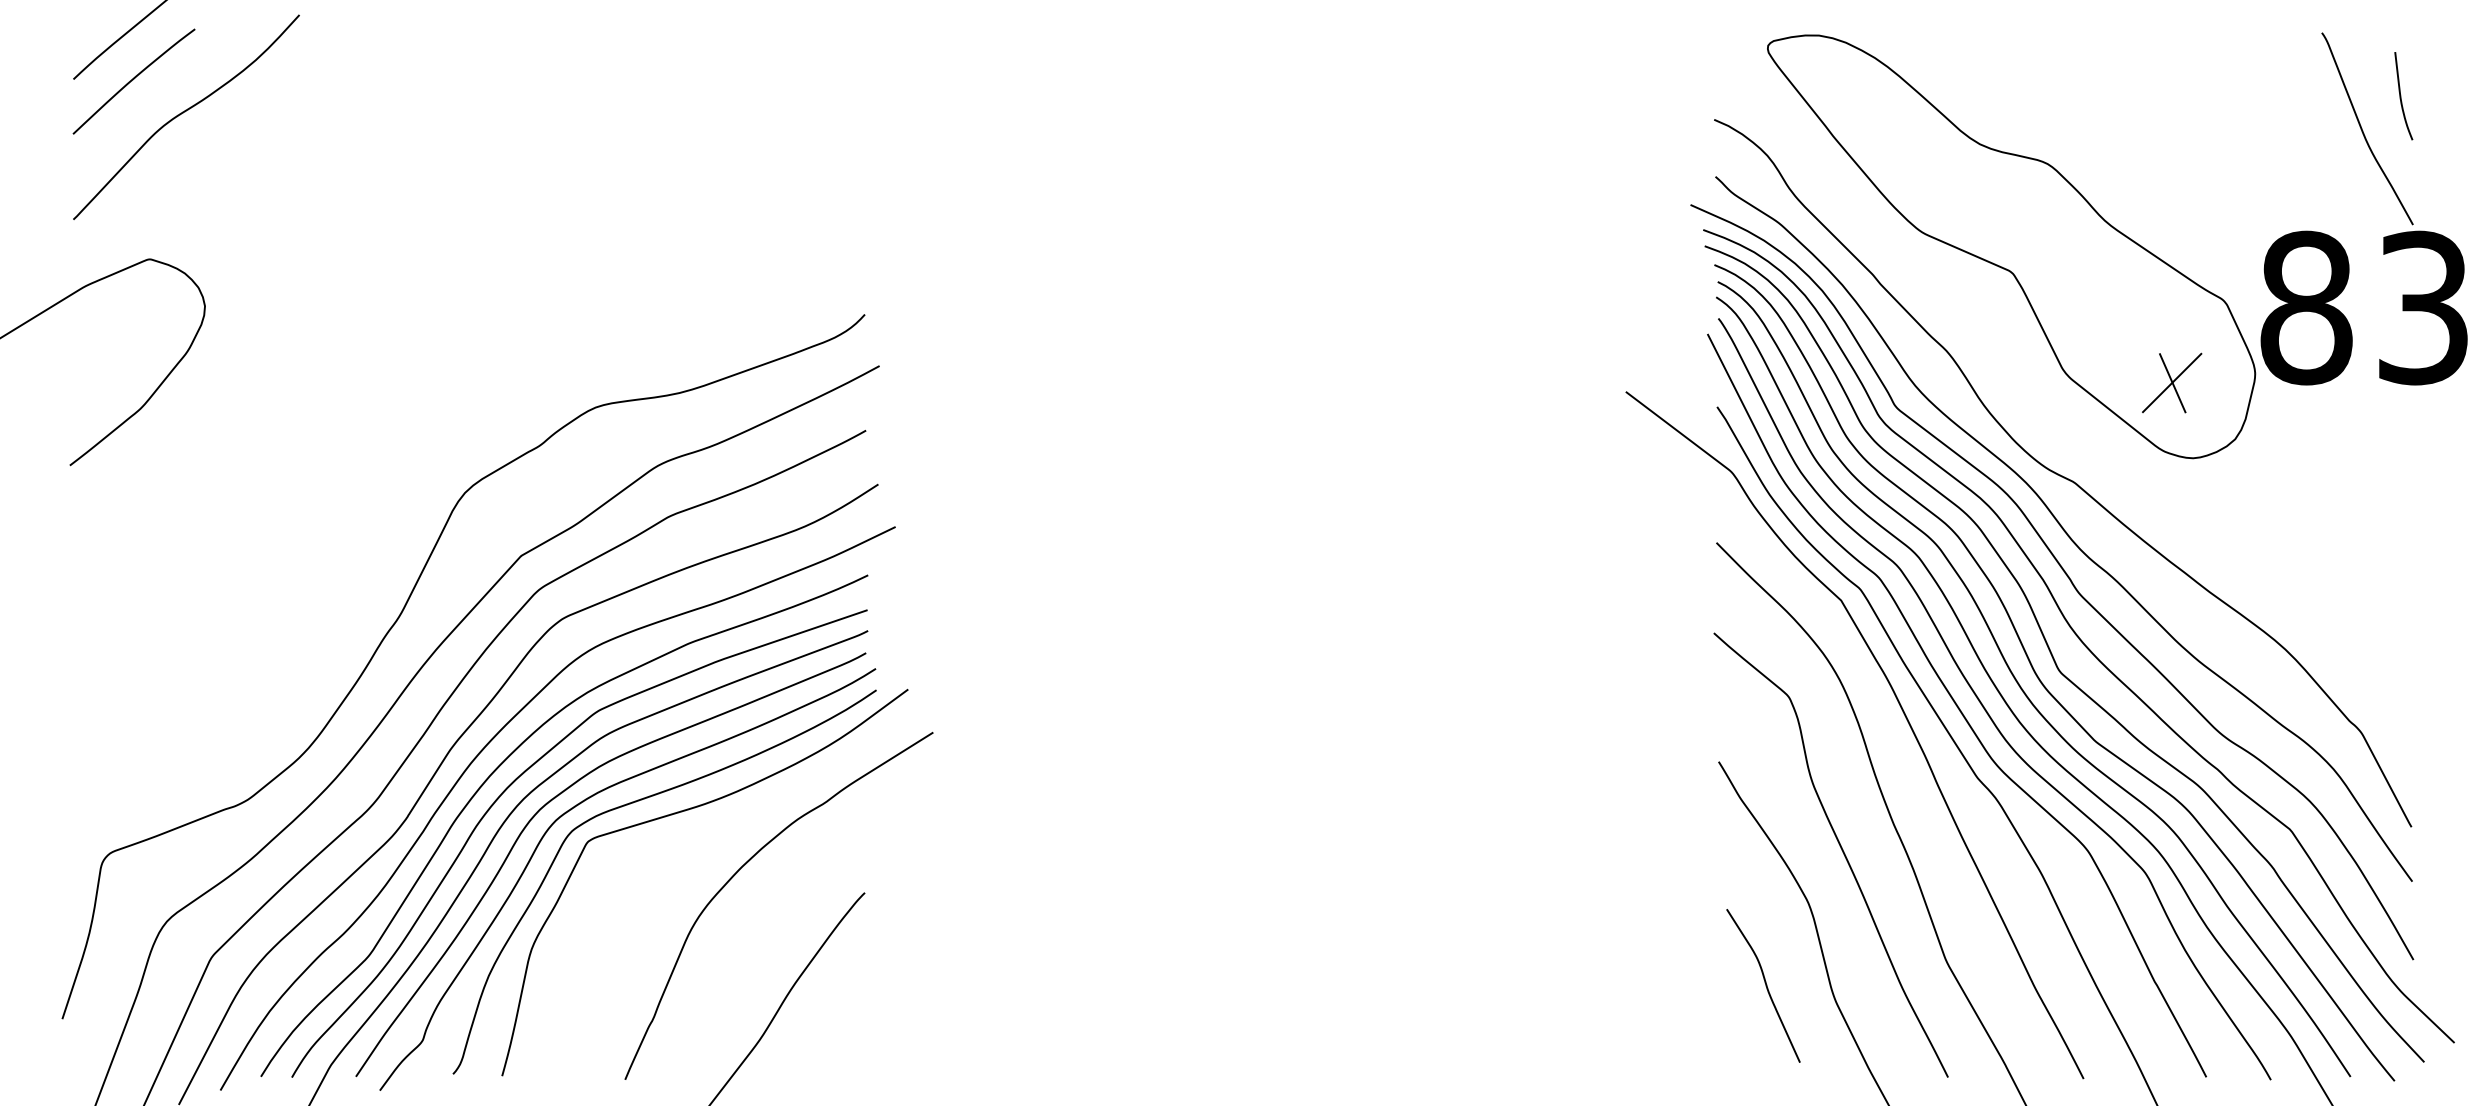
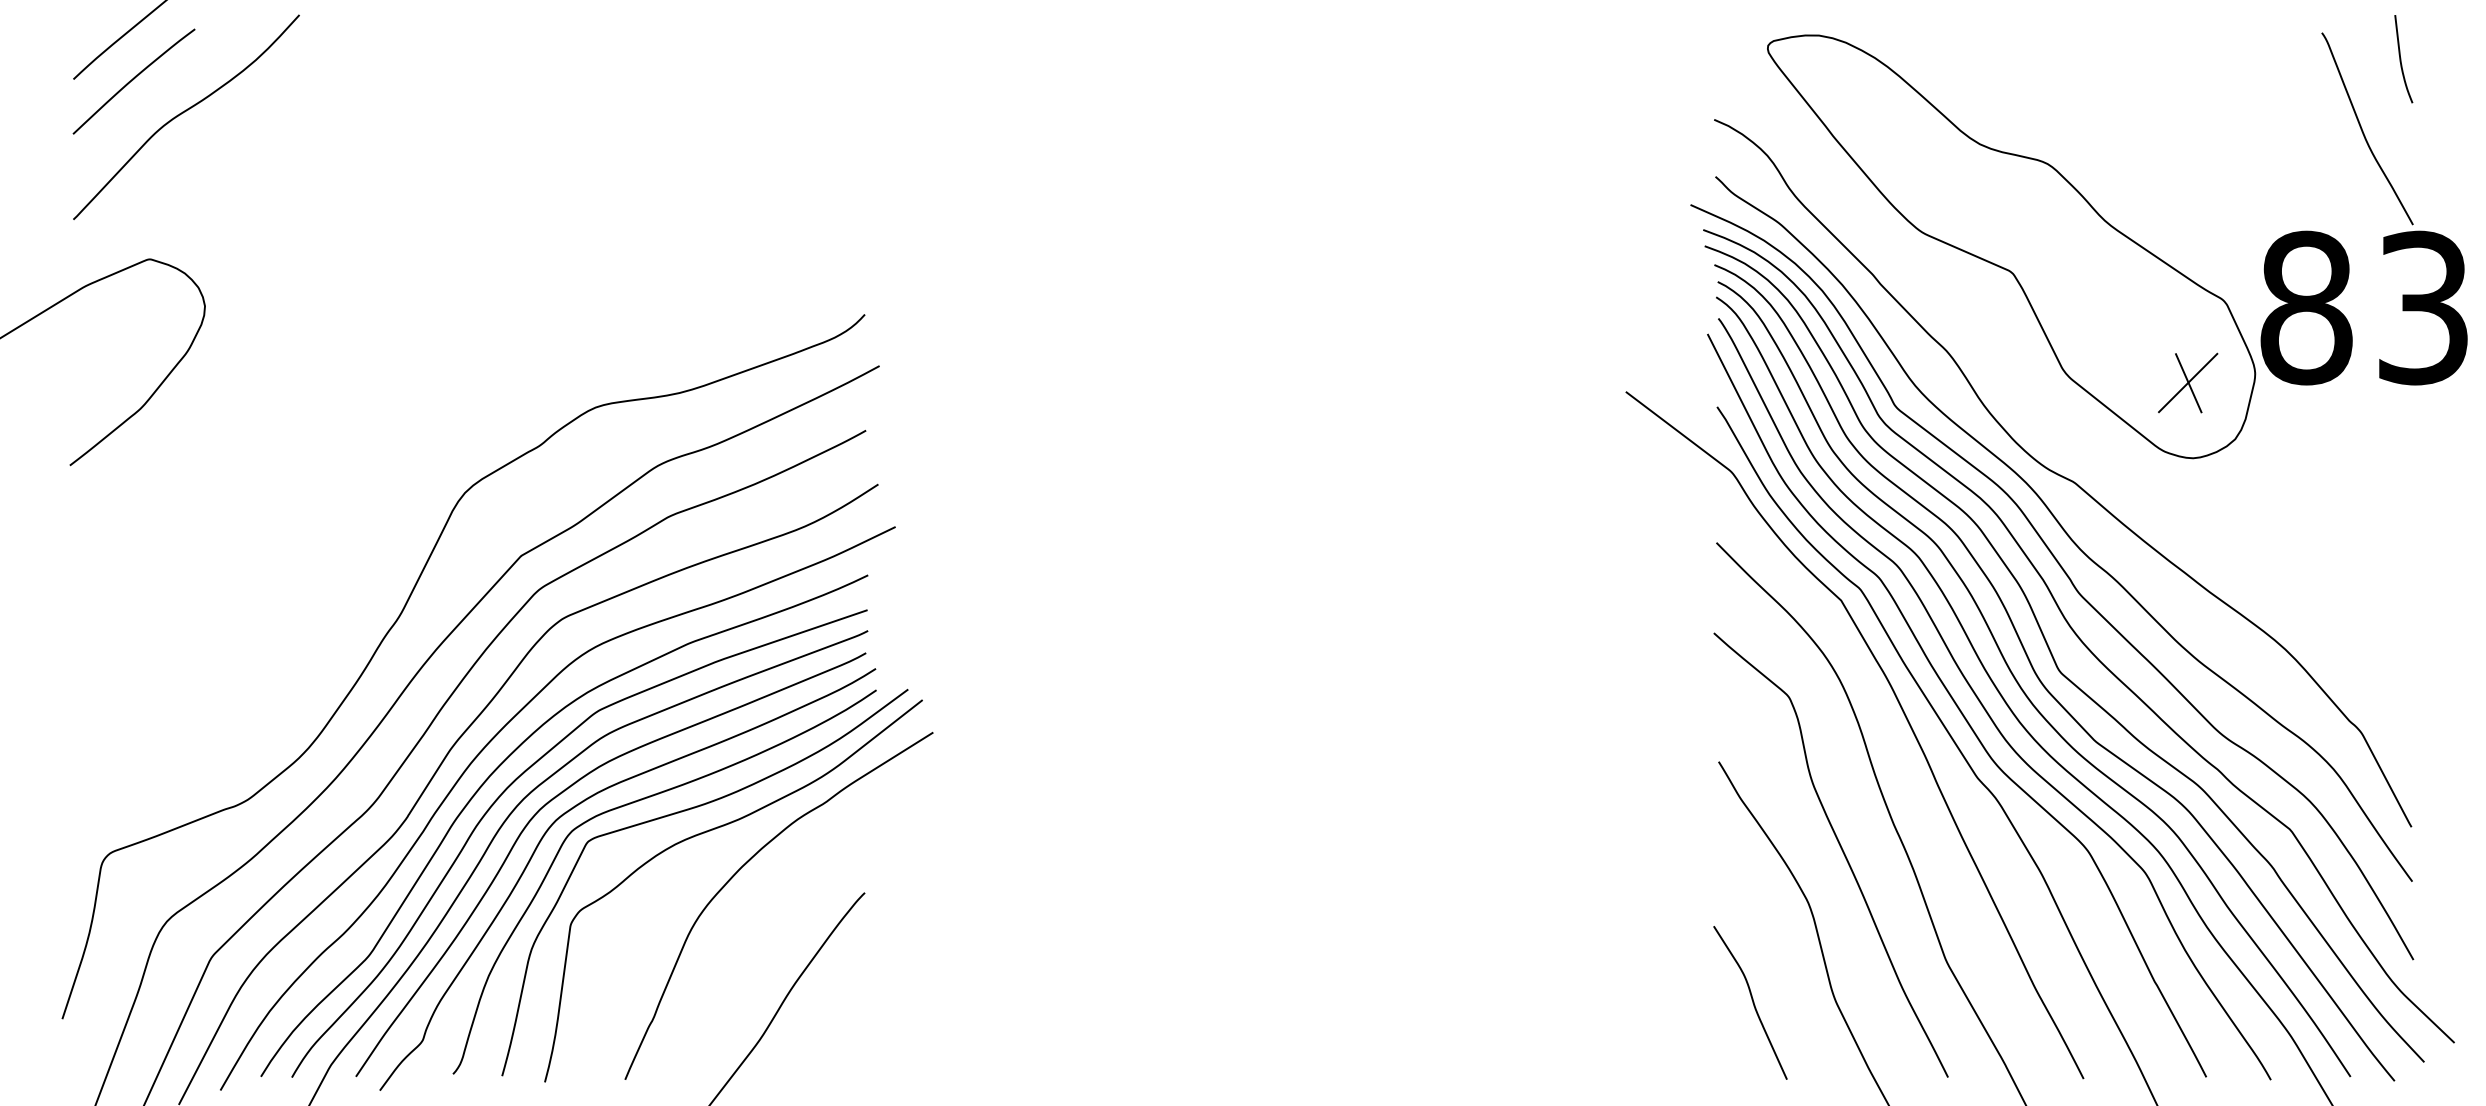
curve position: (2401, 96) -> (2401, 59) (2401, 59)
part position: (2172, 382) -> (2188, 382) (2188, 382)
curve: none -> present (710, 831)
curve position: (1765, 985) -> (1752, 1002) (1752, 1002)
